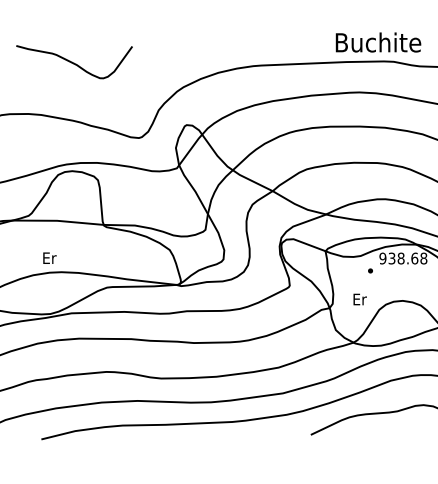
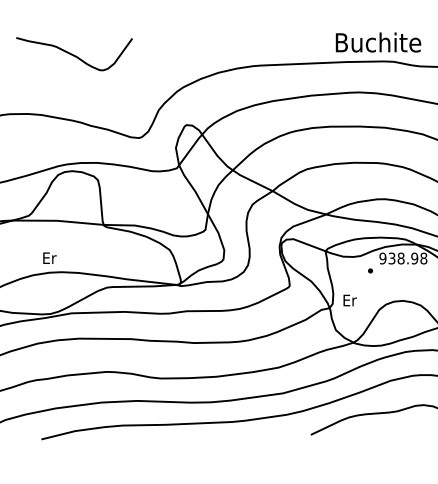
curve position: (74, 62) -> (74, 54) (74, 54)
text: 938.68 -> 938.98 (414, 258)
text position: (359, 299) -> (349, 300) (349, 300)
